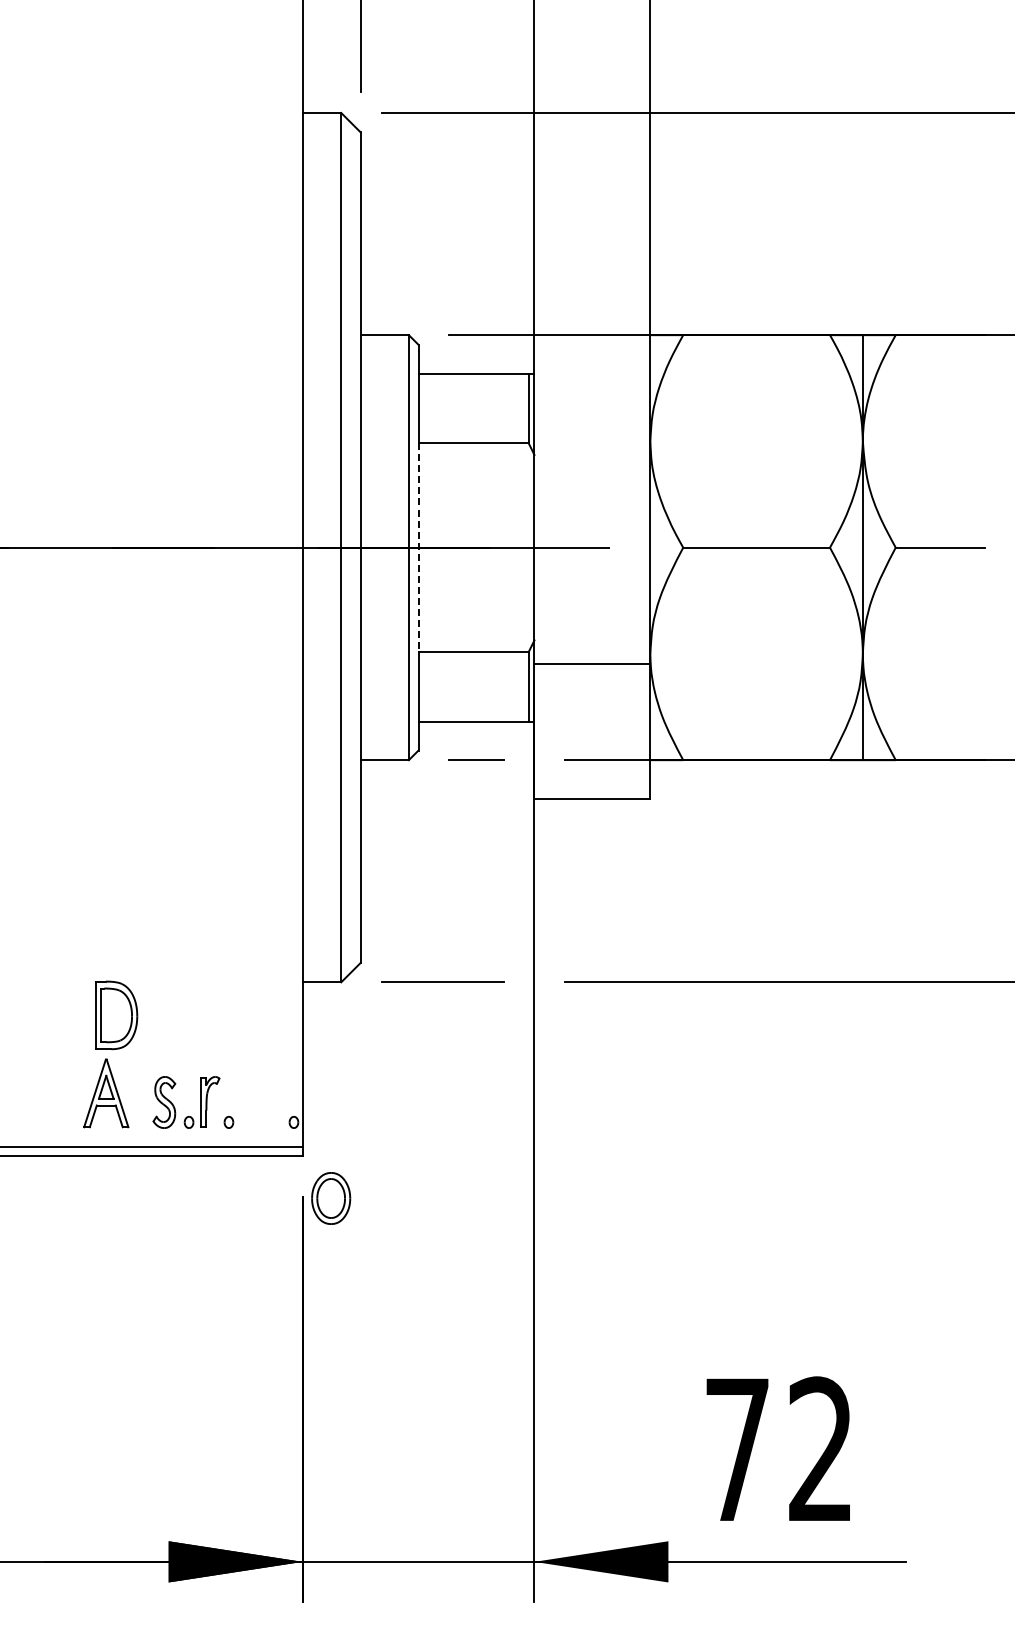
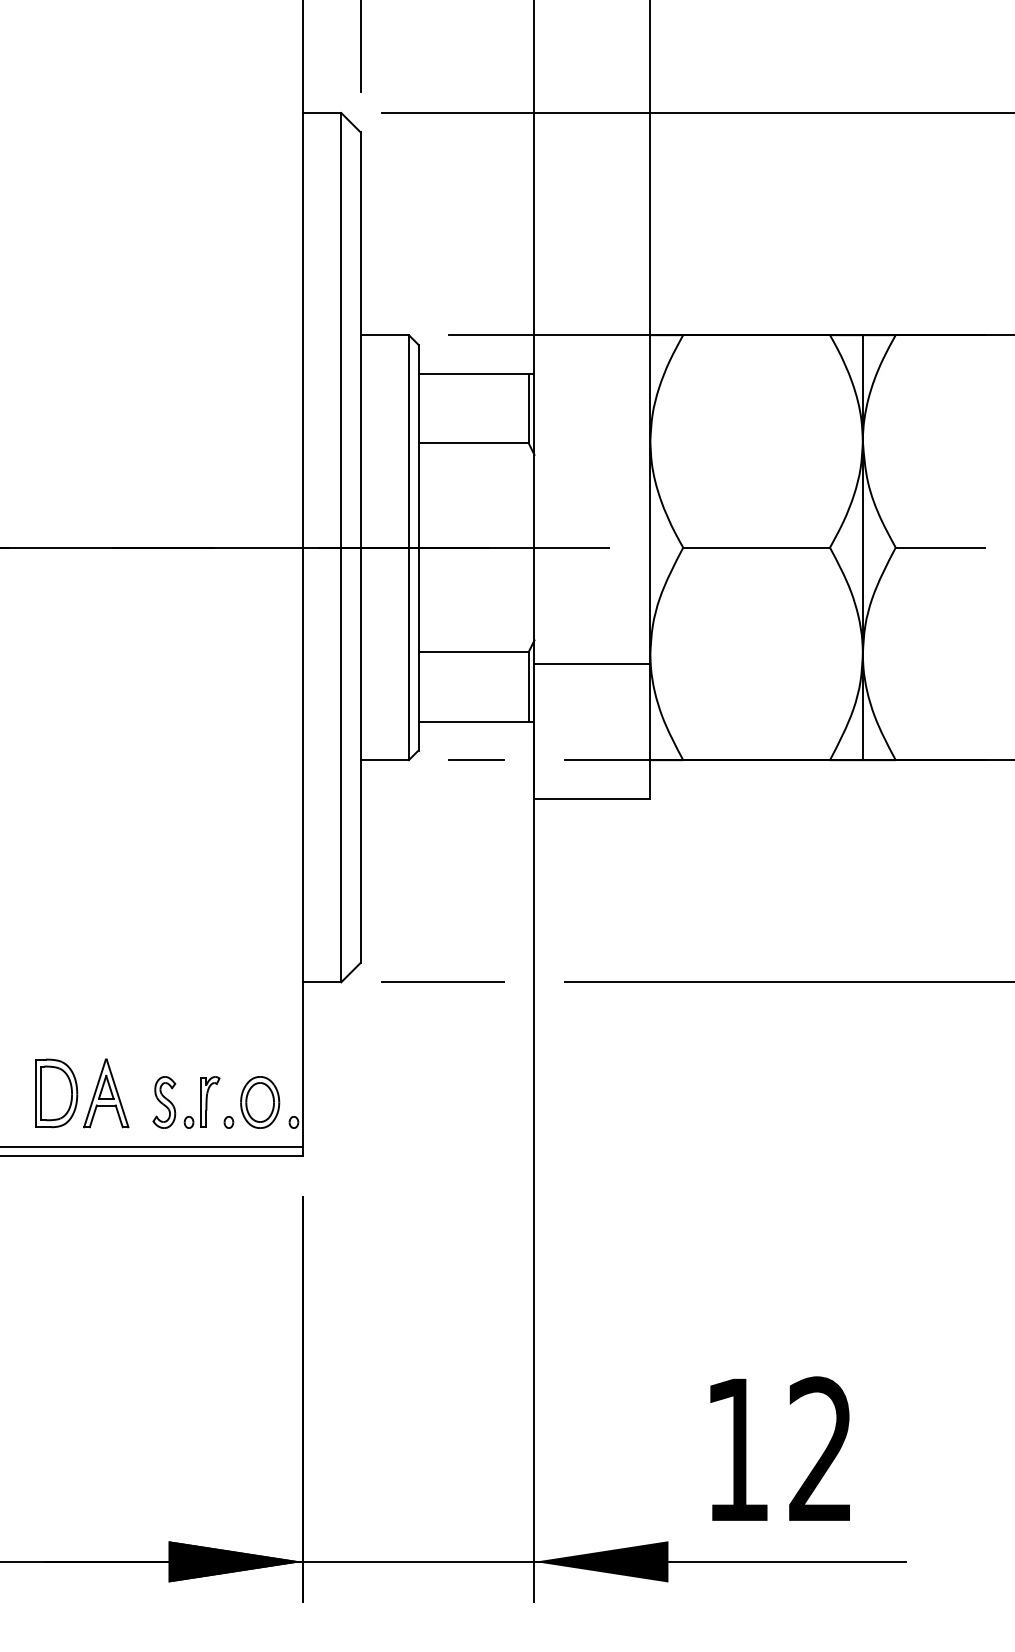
line: dashed -> solid (418, 548)
part position: (116, 1015) -> (56, 1093) (56, 1093)
part position: (331, 1198) -> (260, 1102) (260, 1102)
text: 72 -> 12 (737, 1449)
